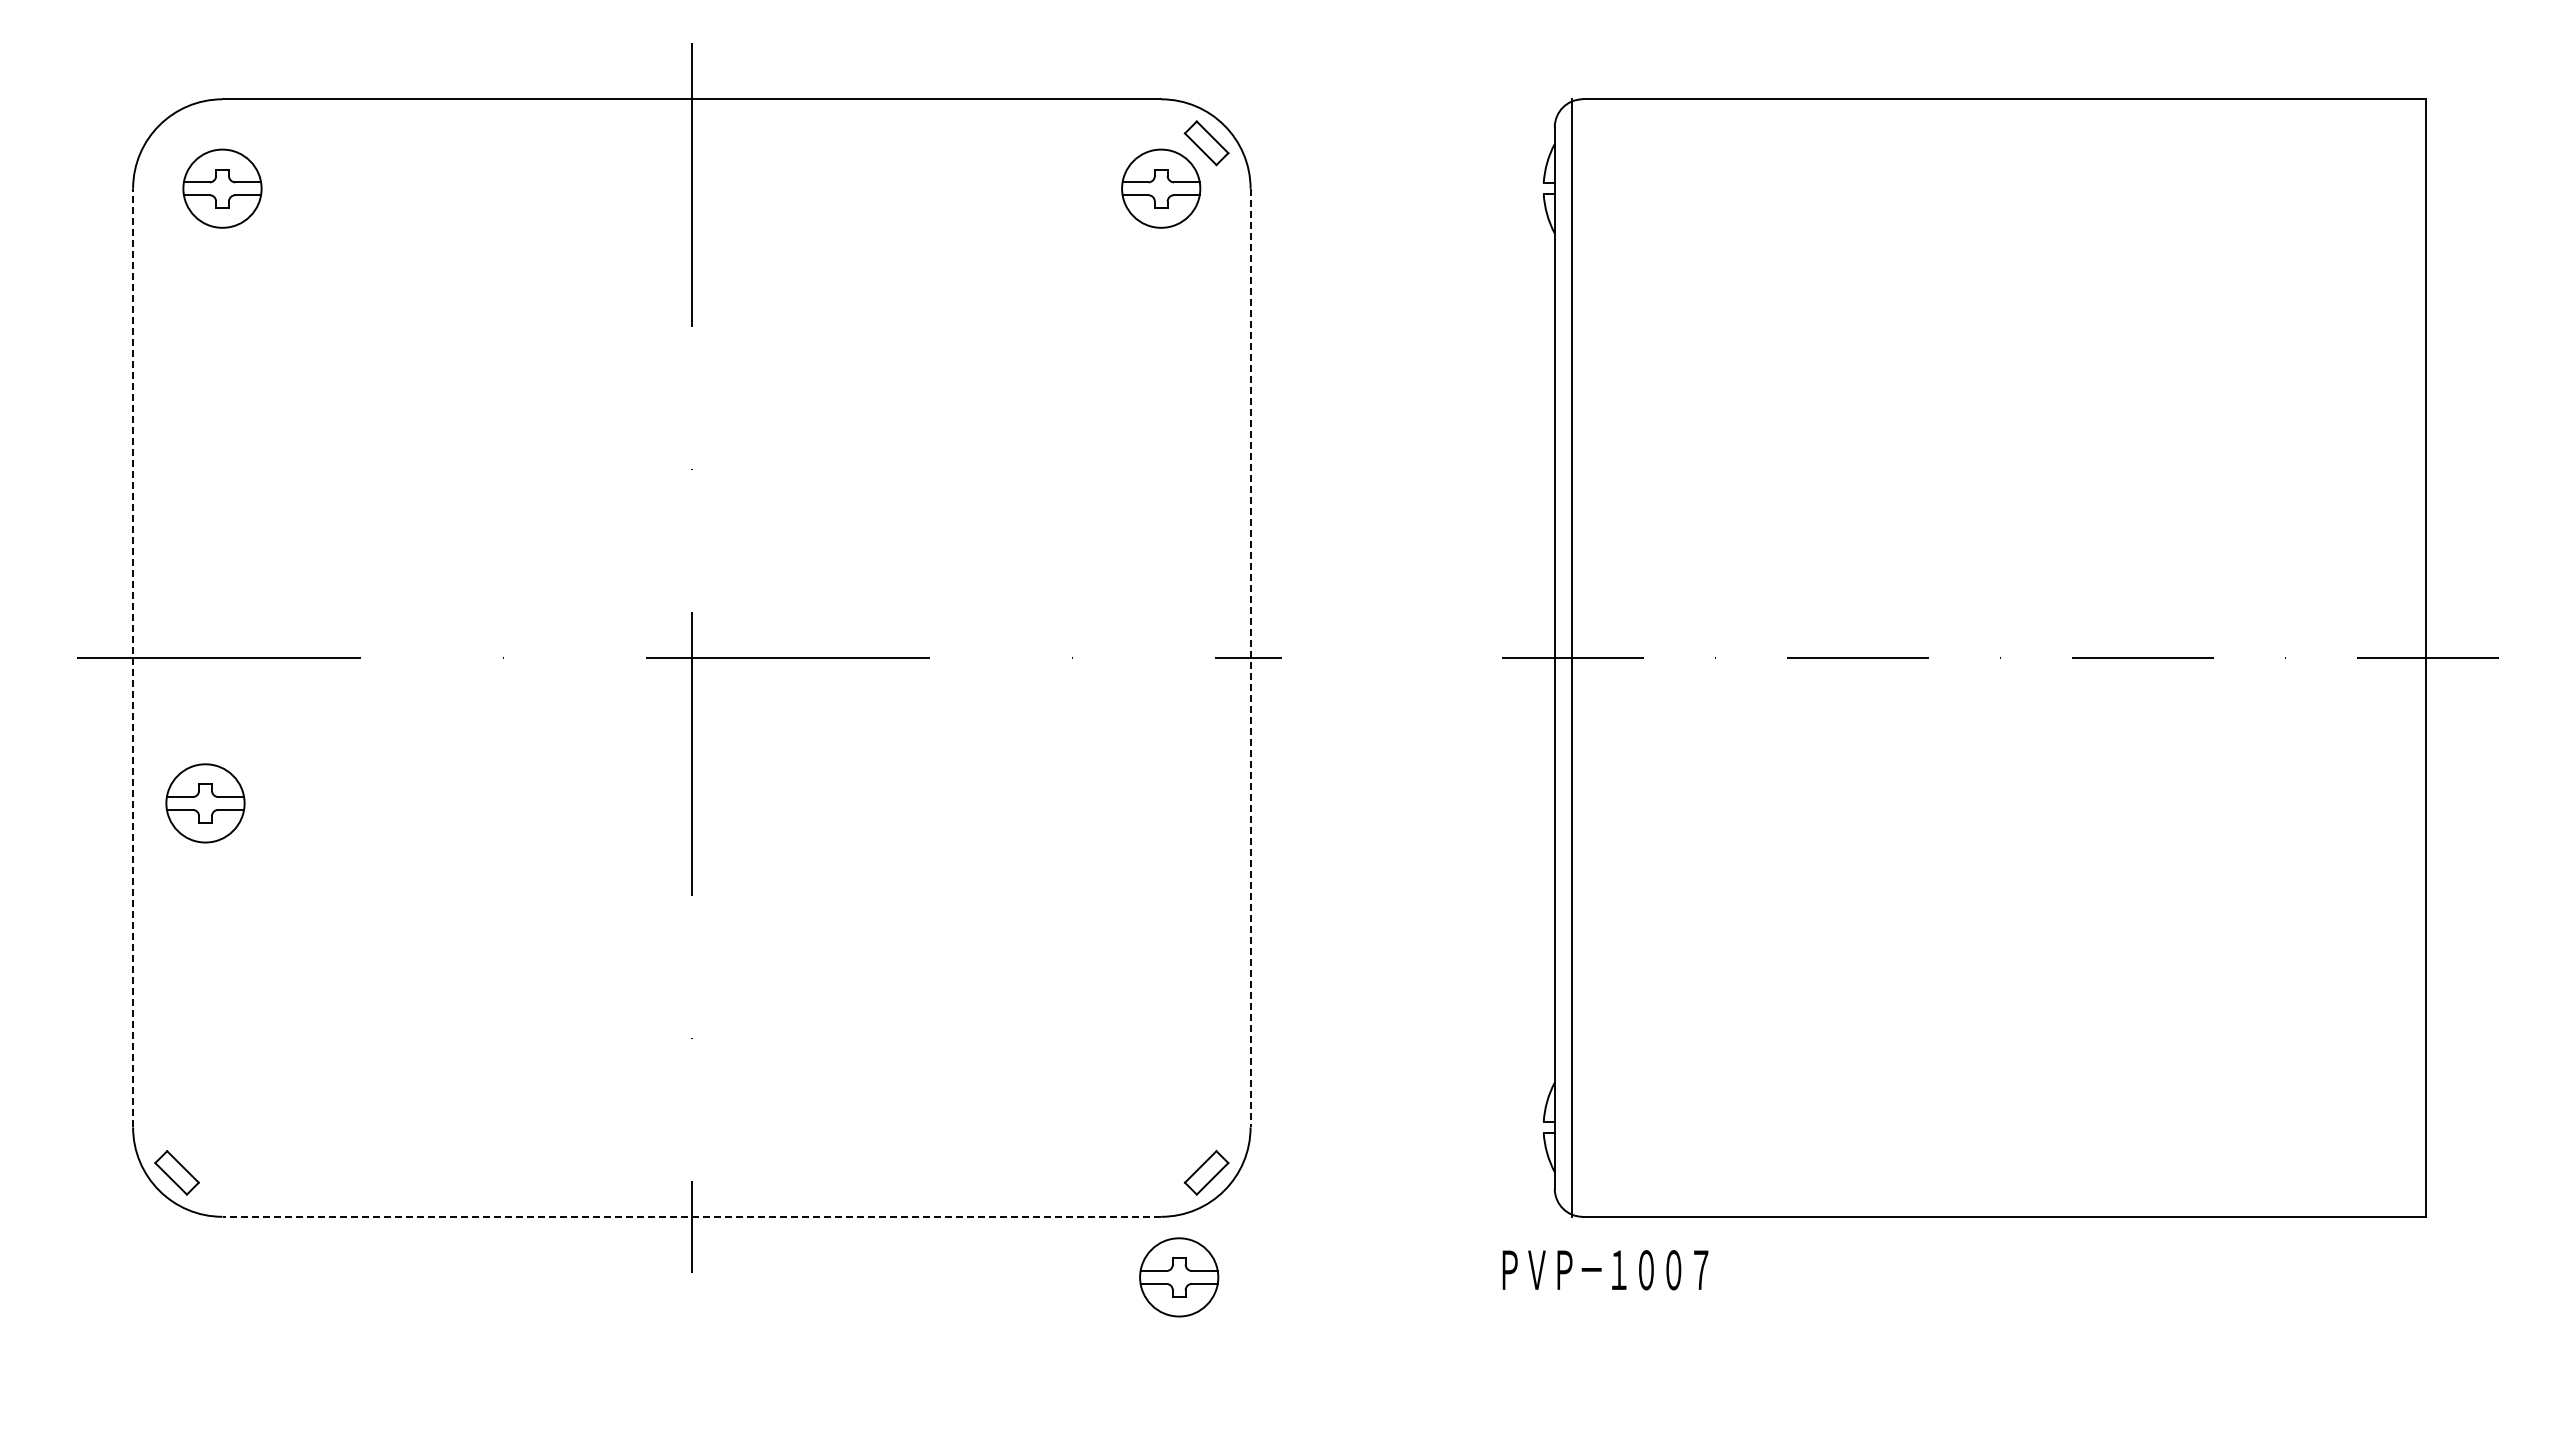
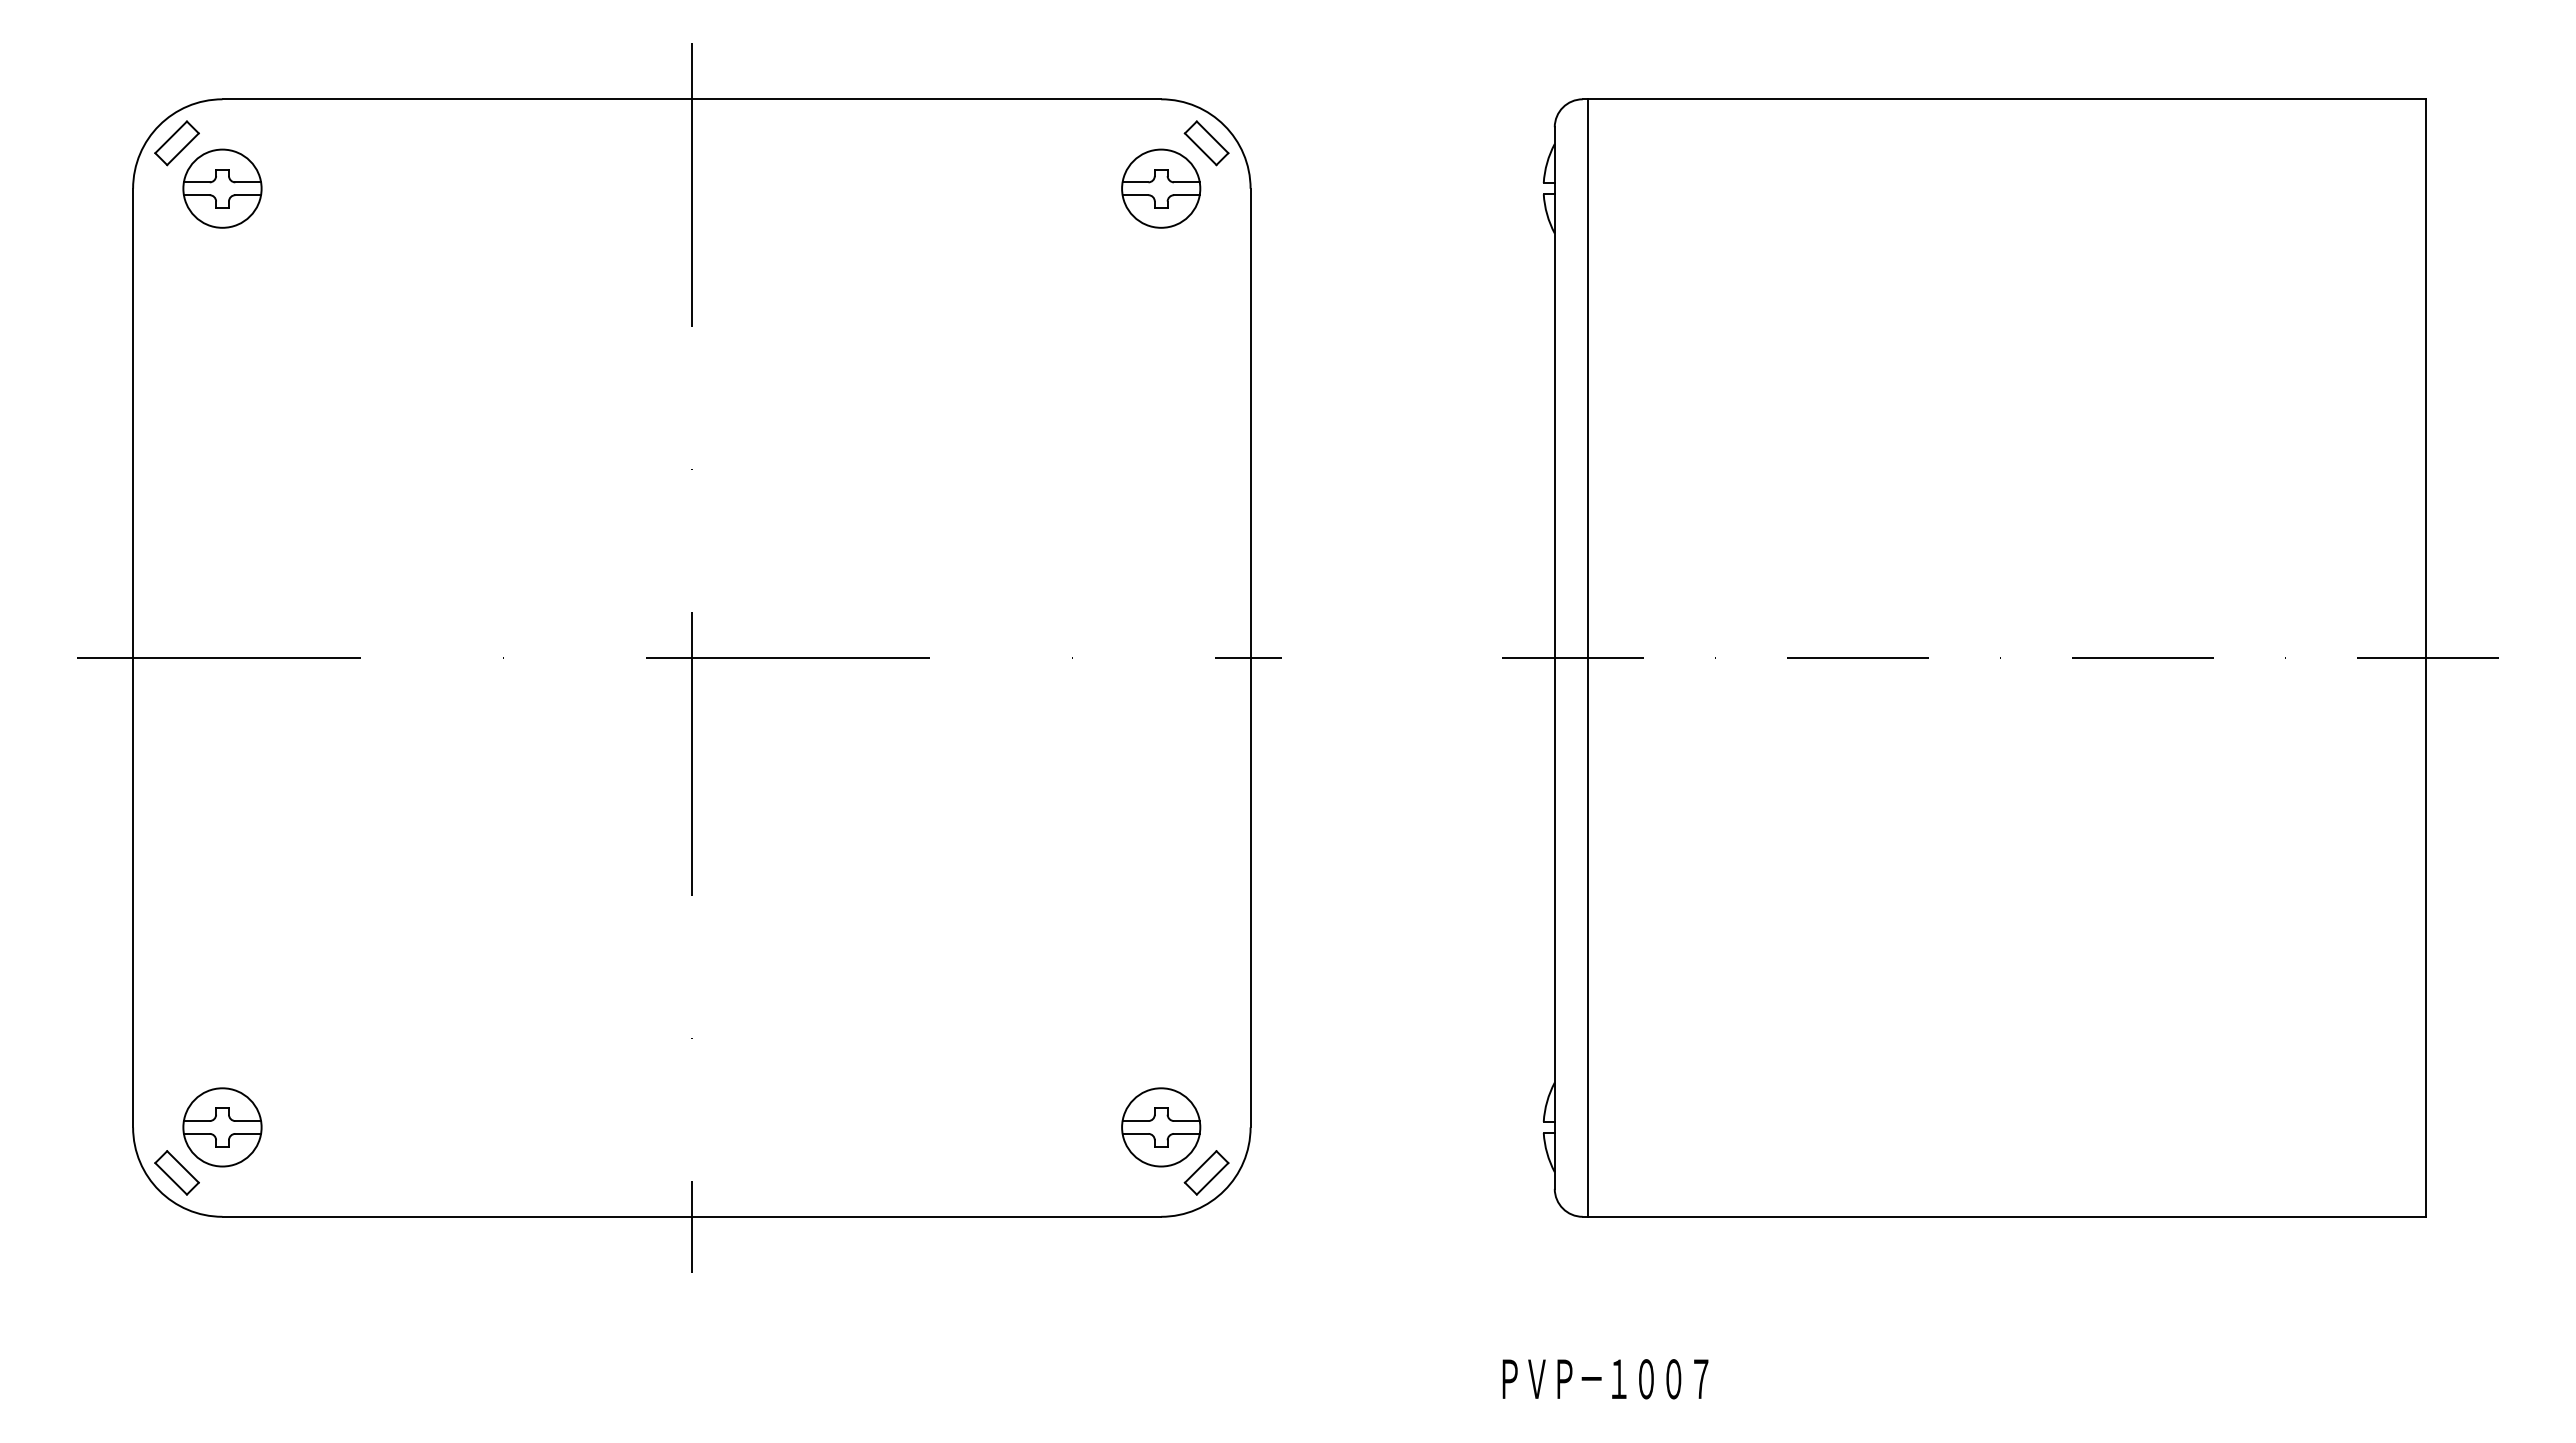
part: none -> present (176, 143)
line: dashed -> solid (133, 657)
line position: (1572, 657) -> (1588, 657) (1588, 657)
line: dashed -> solid (1250, 658)
part position: (205, 803) -> (222, 1127) (222, 1127)
line: dashed -> solid (691, 1216)
text position: (1605, 1270) -> (1605, 1379) (1605, 1379)
part position: (1179, 1277) -> (1161, 1127) (1161, 1127)
